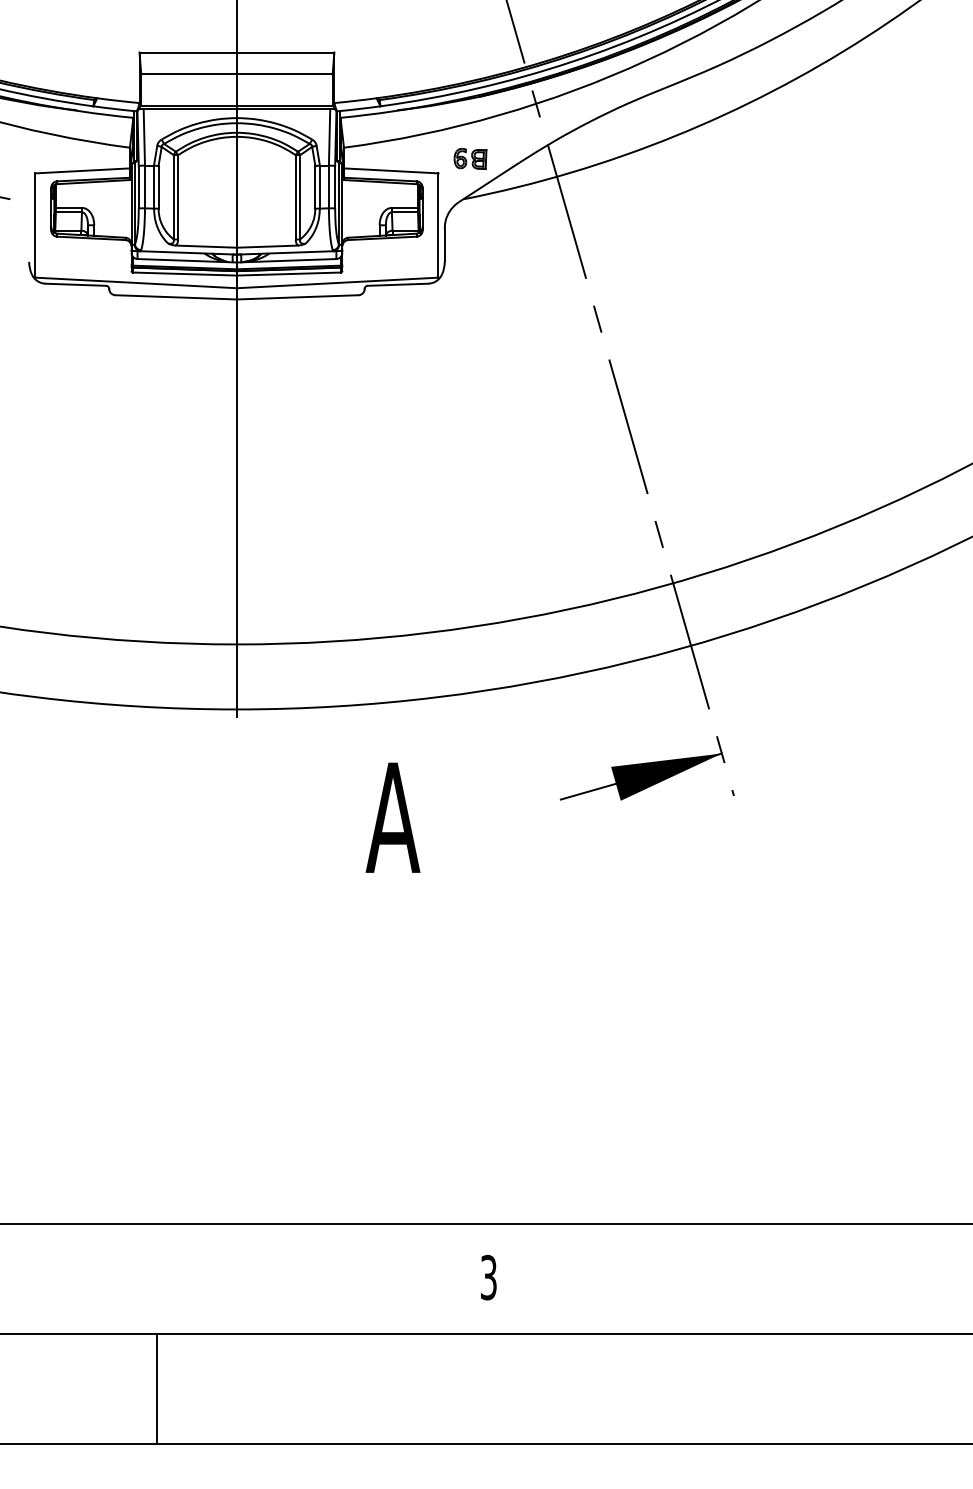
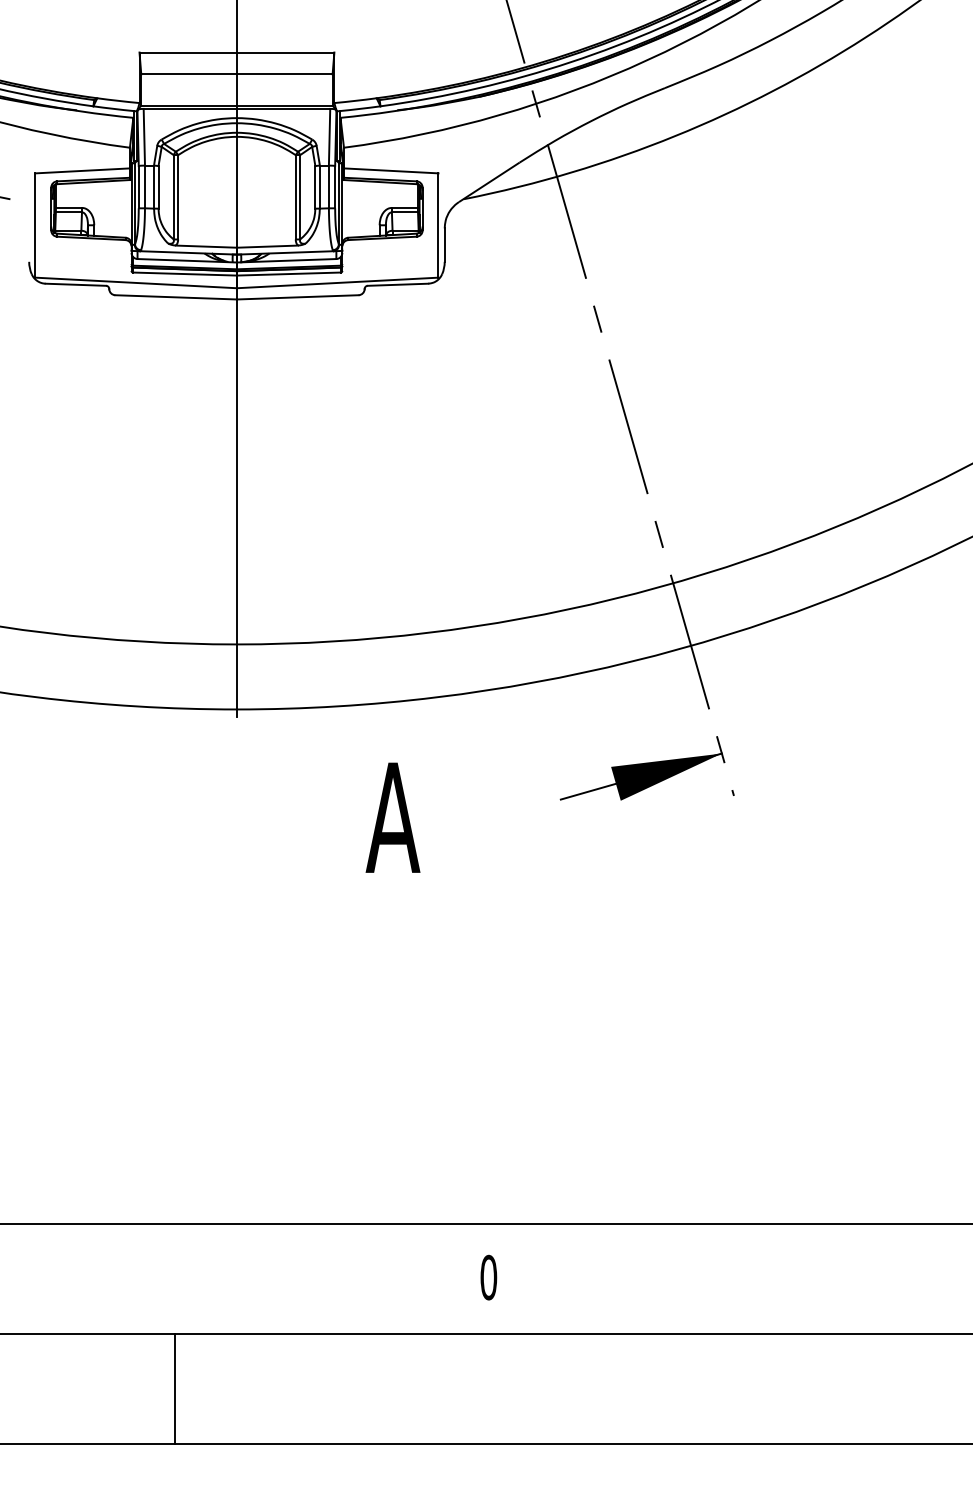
part: present -> none (470, 158)
text: 3 -> 0 (488, 1277)
line position: (157, 1389) -> (175, 1389) (175, 1389)
